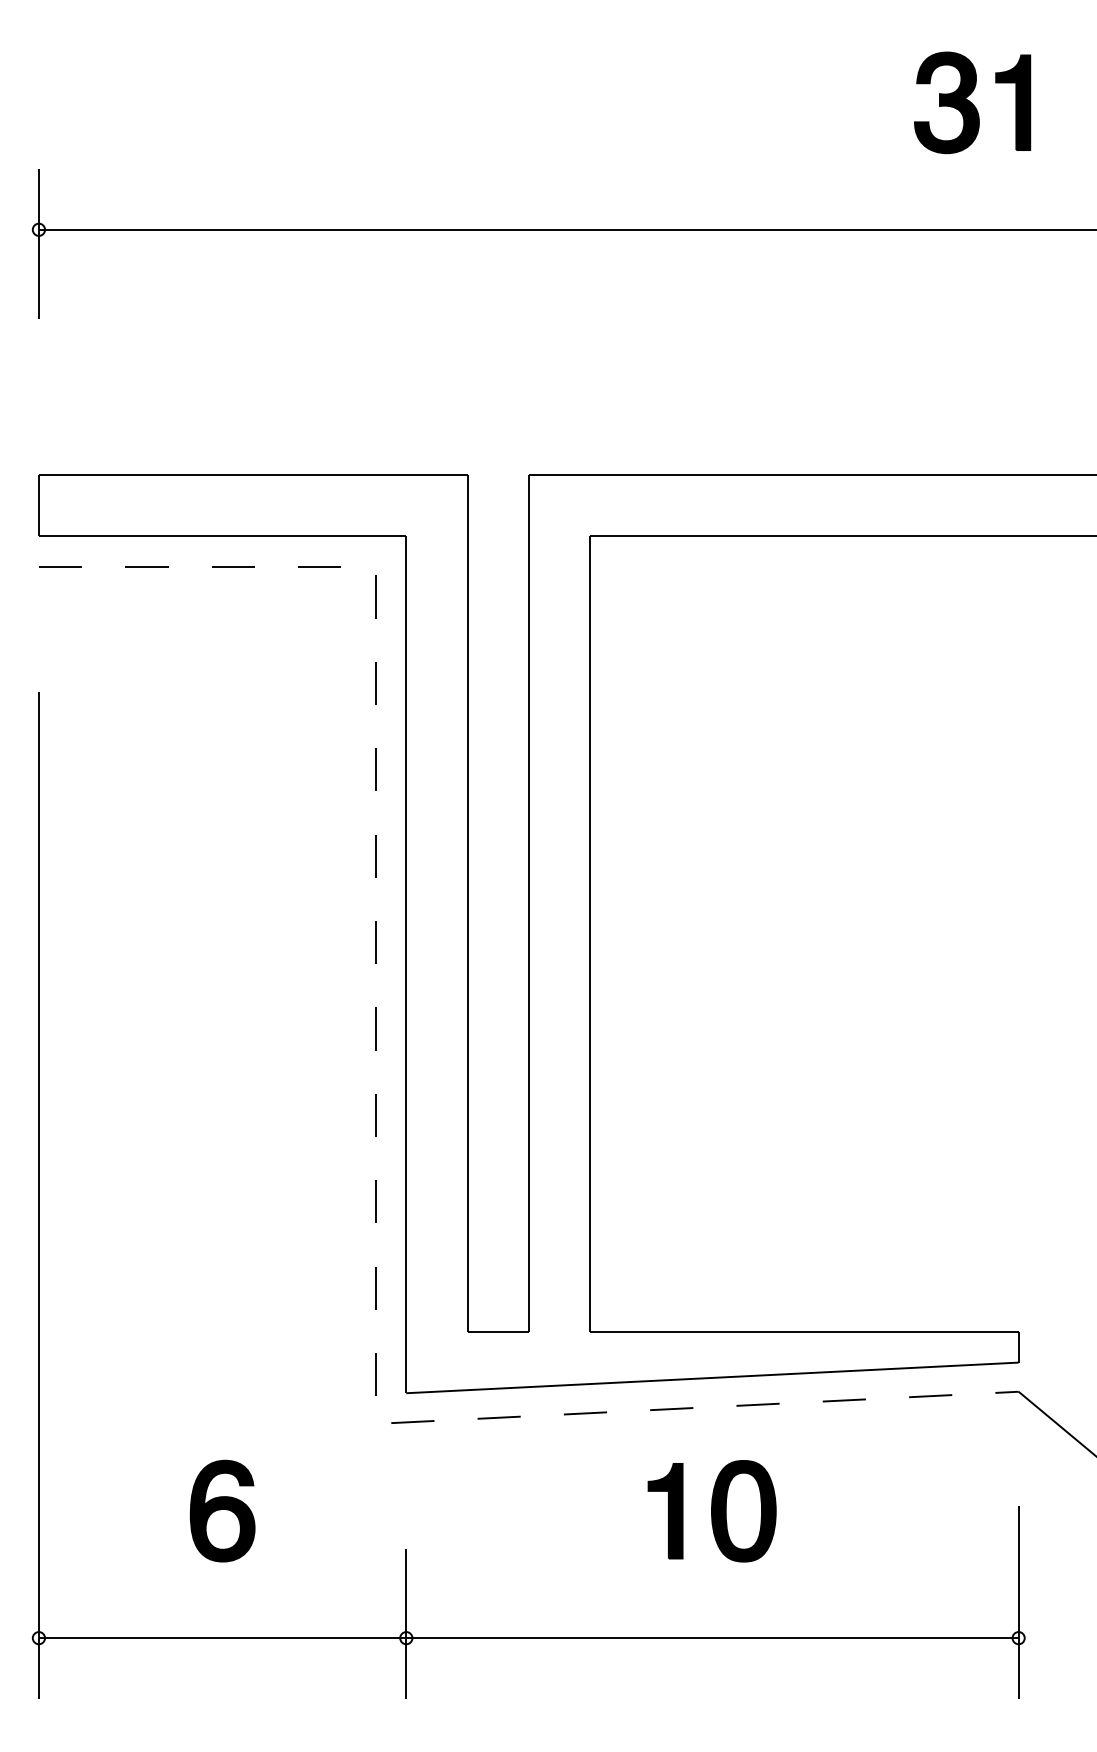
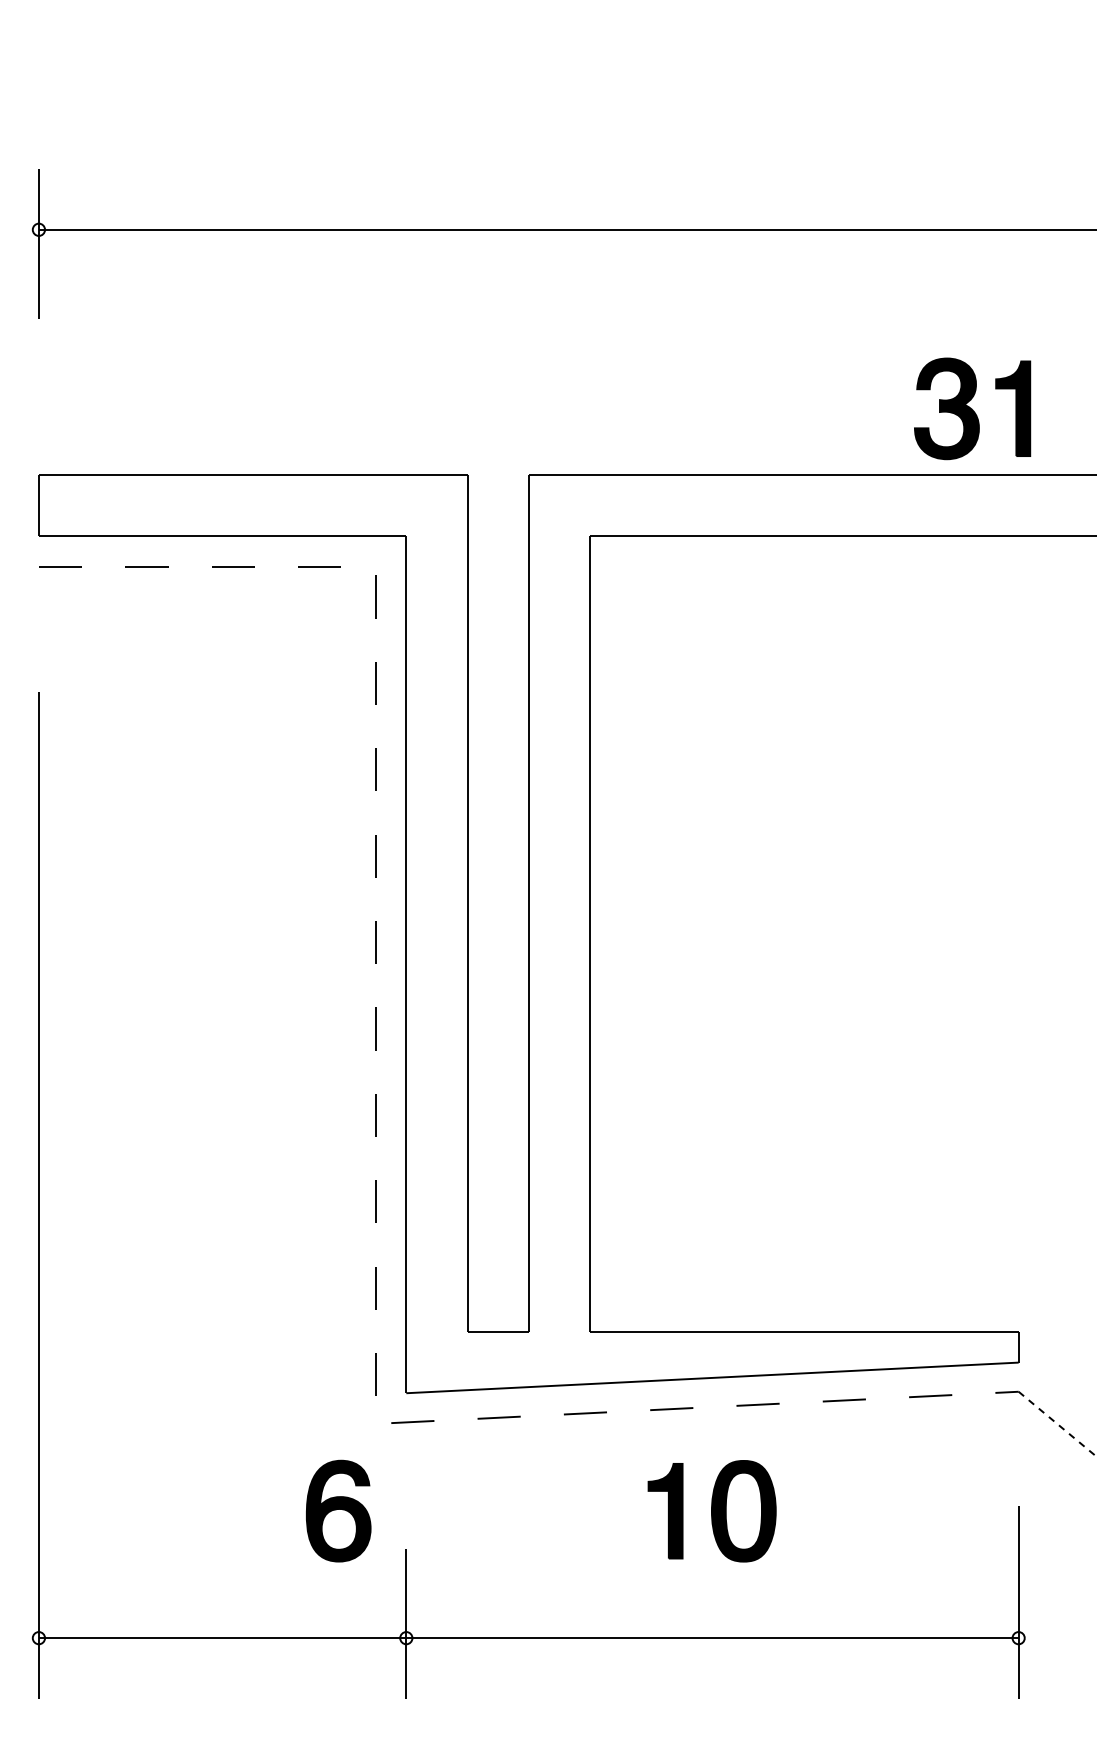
part position: (972, 102) -> (972, 408) (972, 408)
line: solid -> dashed (1057, 1424)
part position: (222, 1510) -> (338, 1510) (338, 1510)
